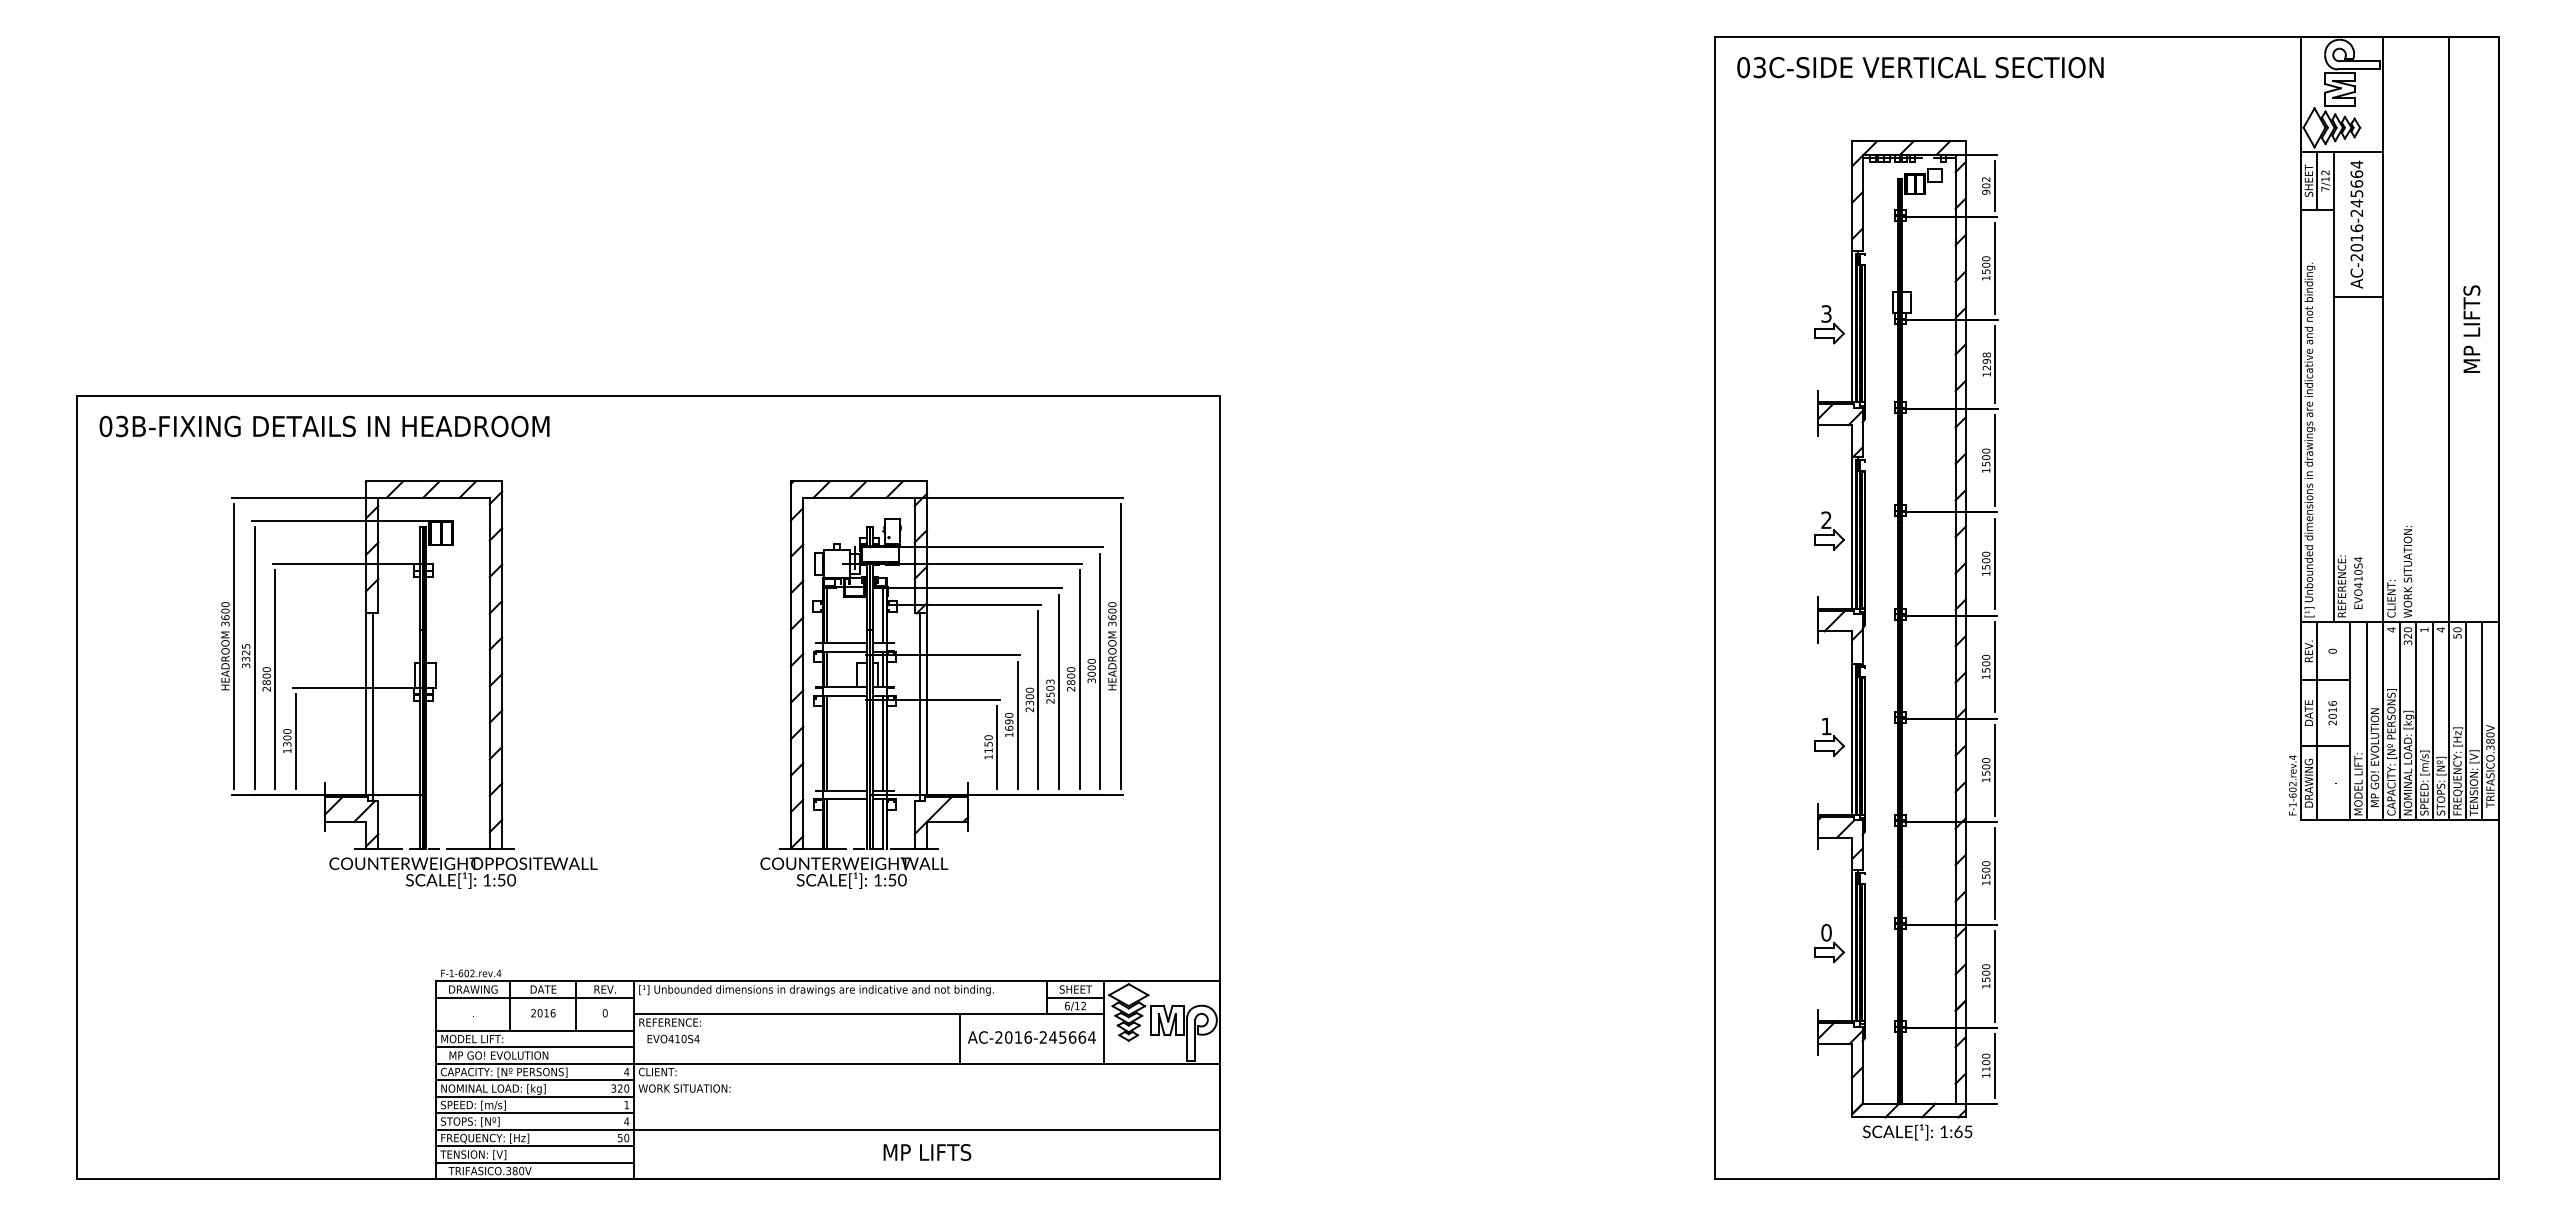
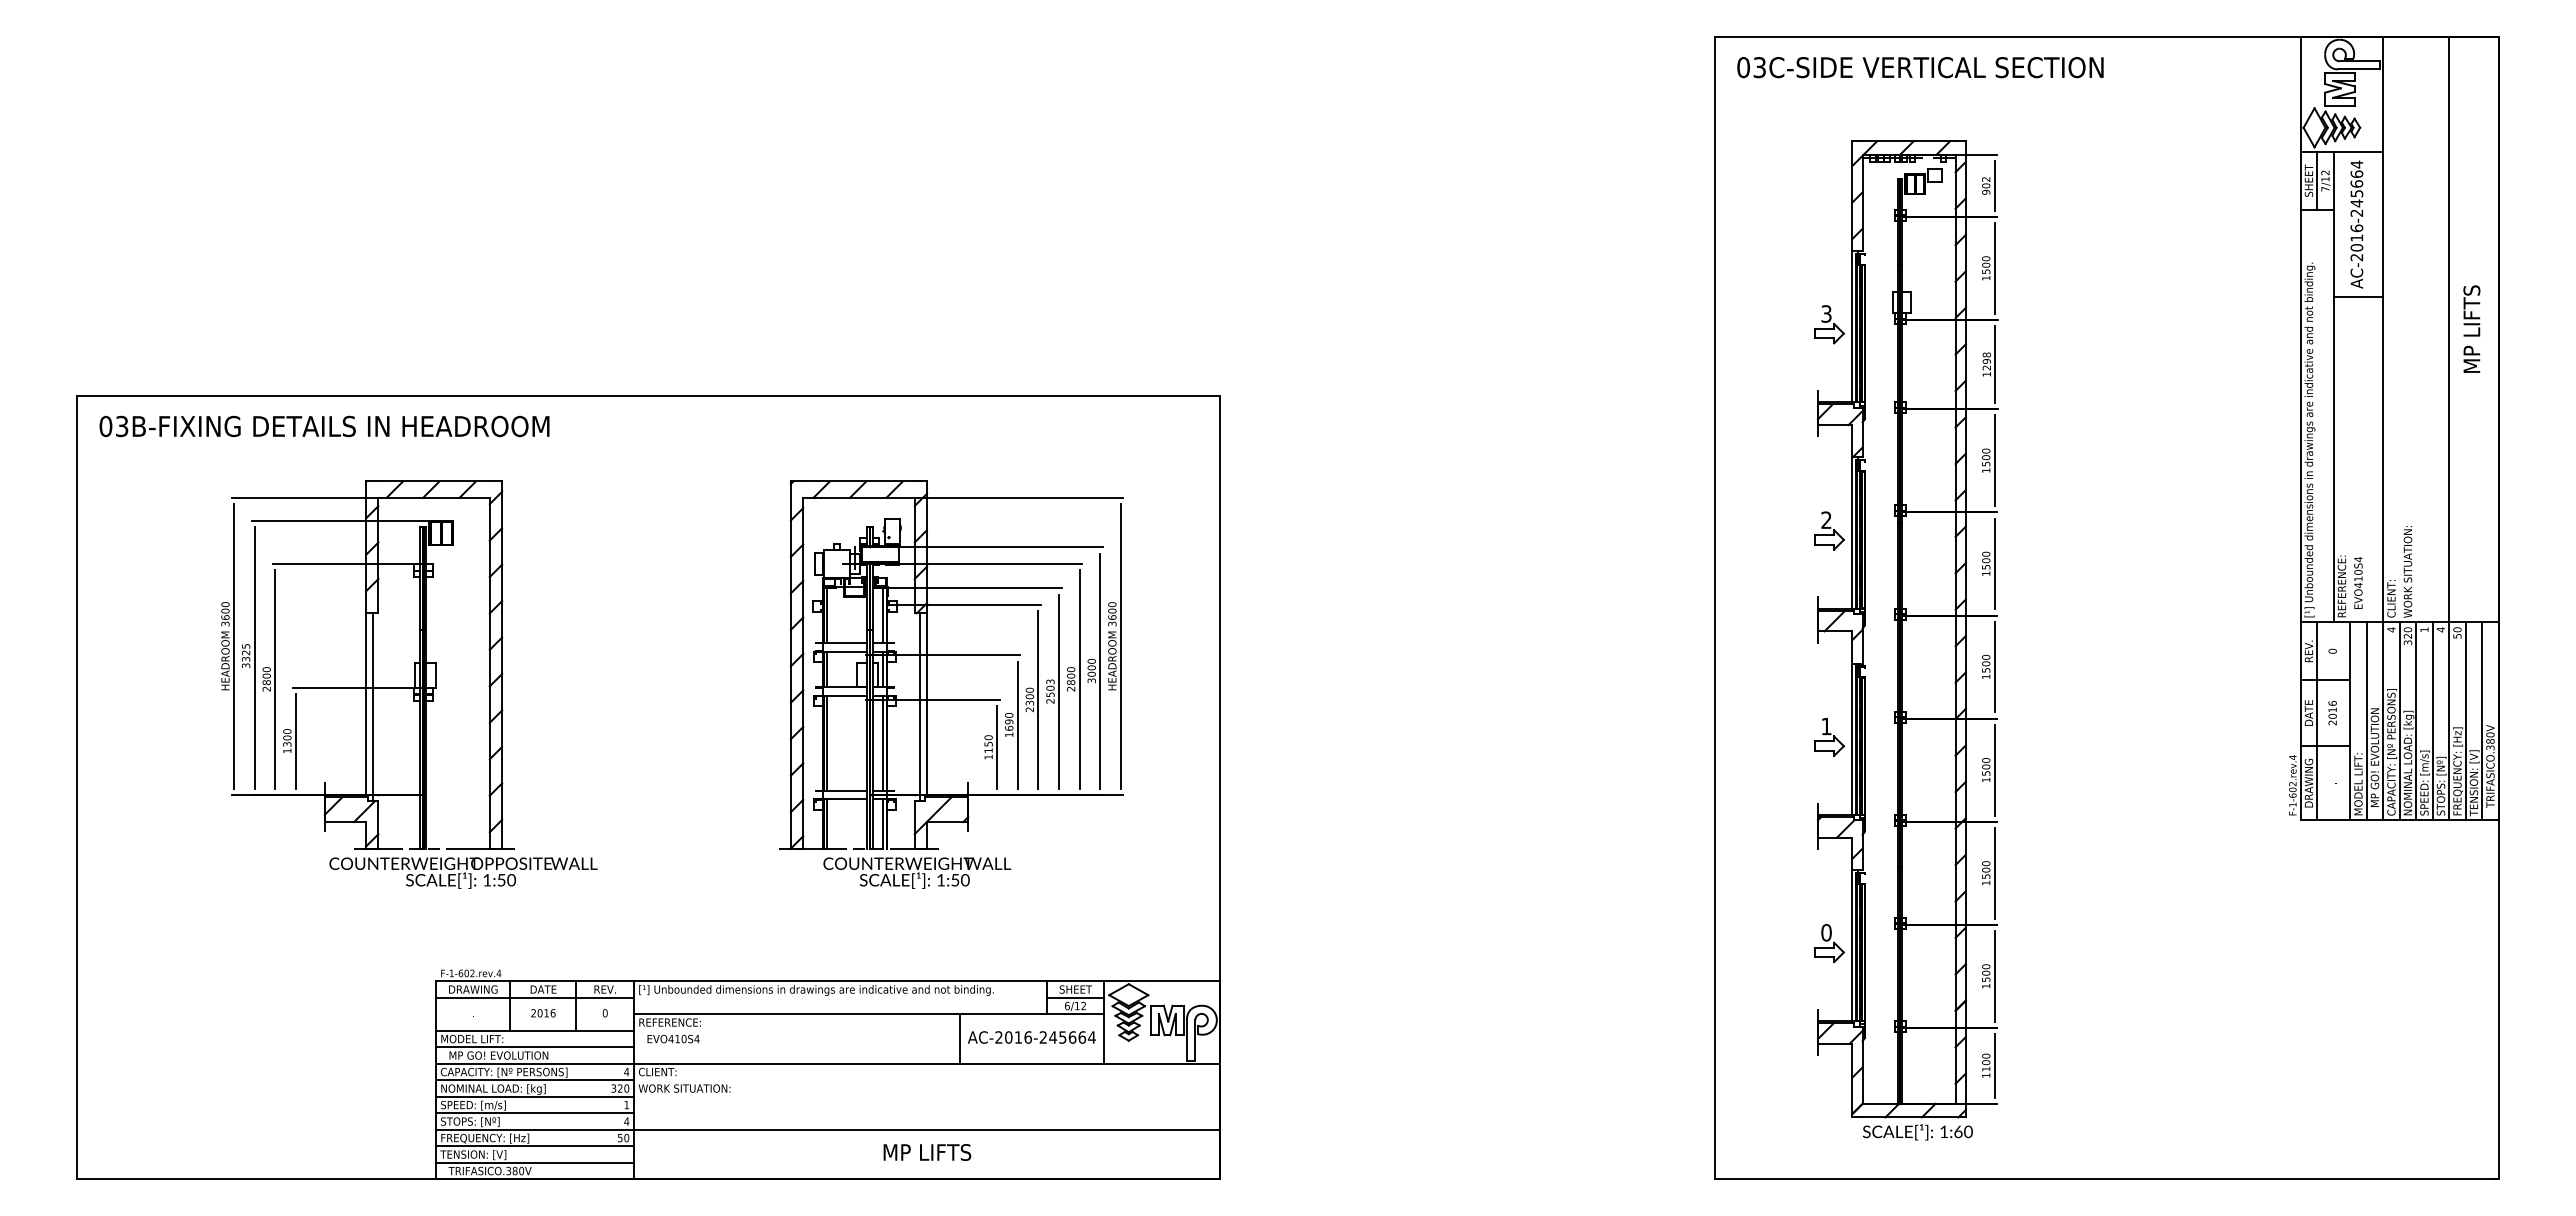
text position: (854, 872) -> (917, 872) (917, 872)
text: 1:65 -> 1:60 (1968, 1131)
